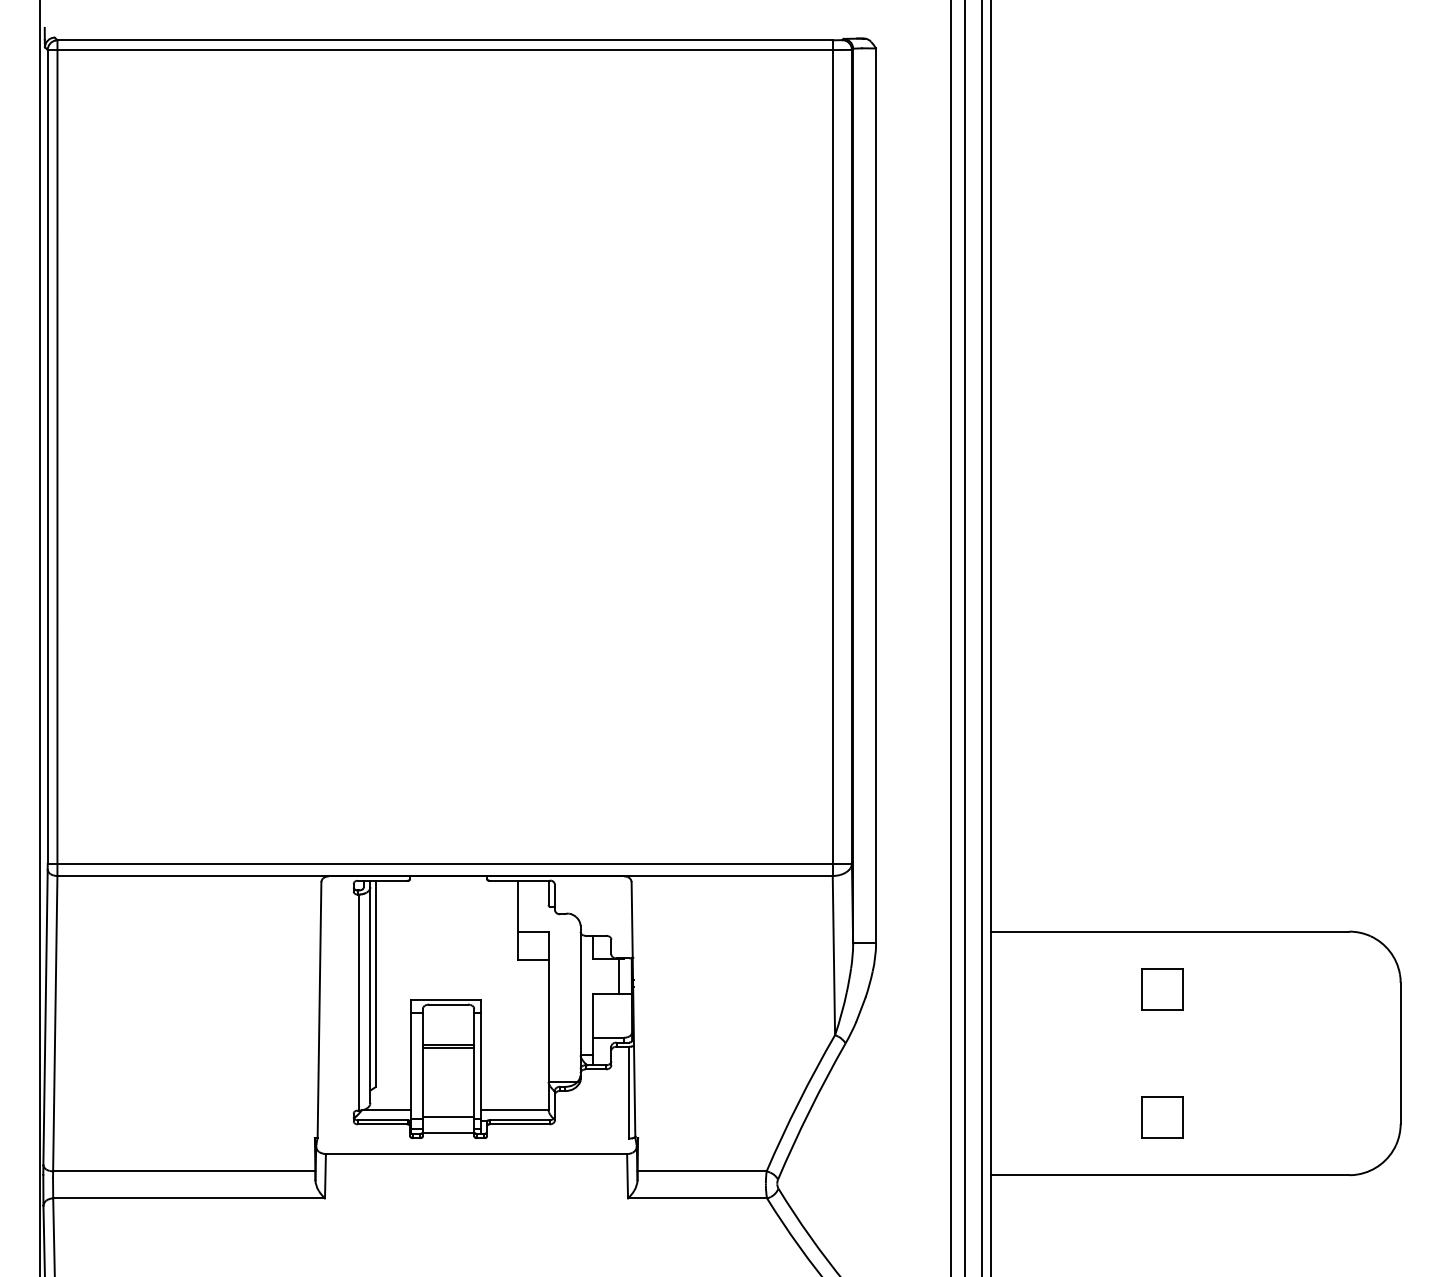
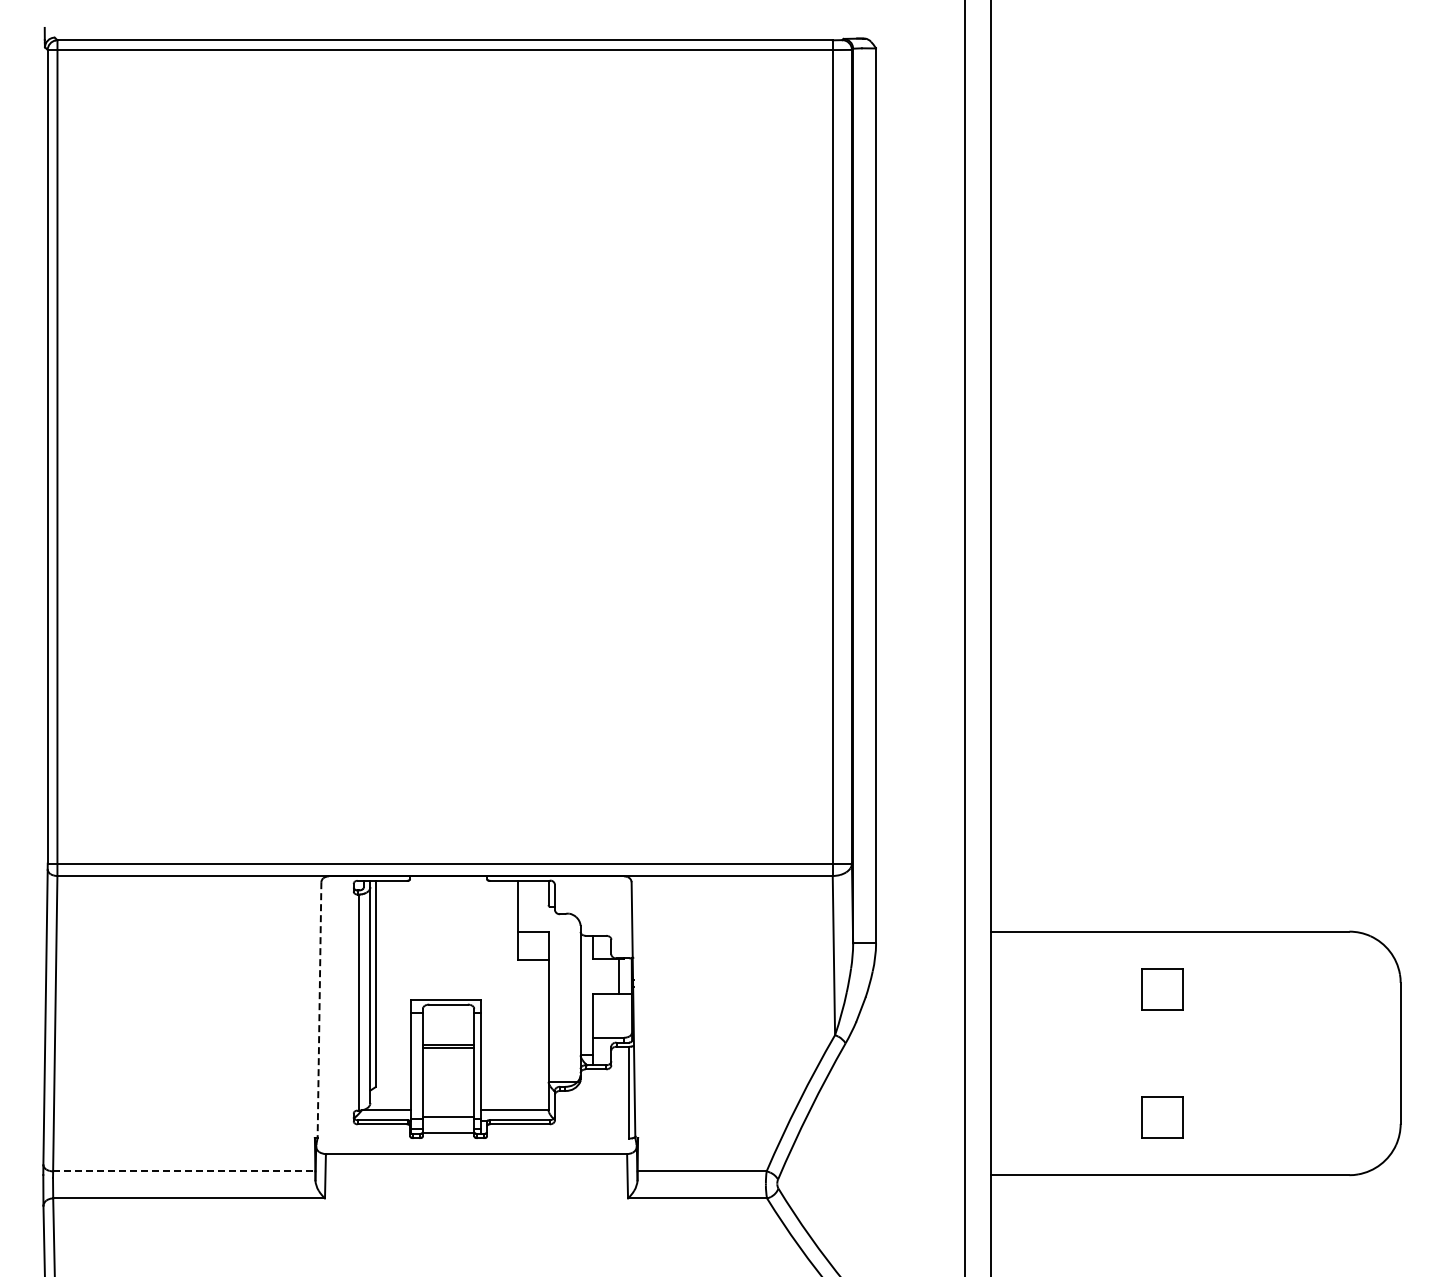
line: present -> none (39, 637)
line: present -> none (951, 637)
line: present -> none (982, 637)
line: solid -> dashed (319, 1010)
line: solid -> dashed (184, 1171)
